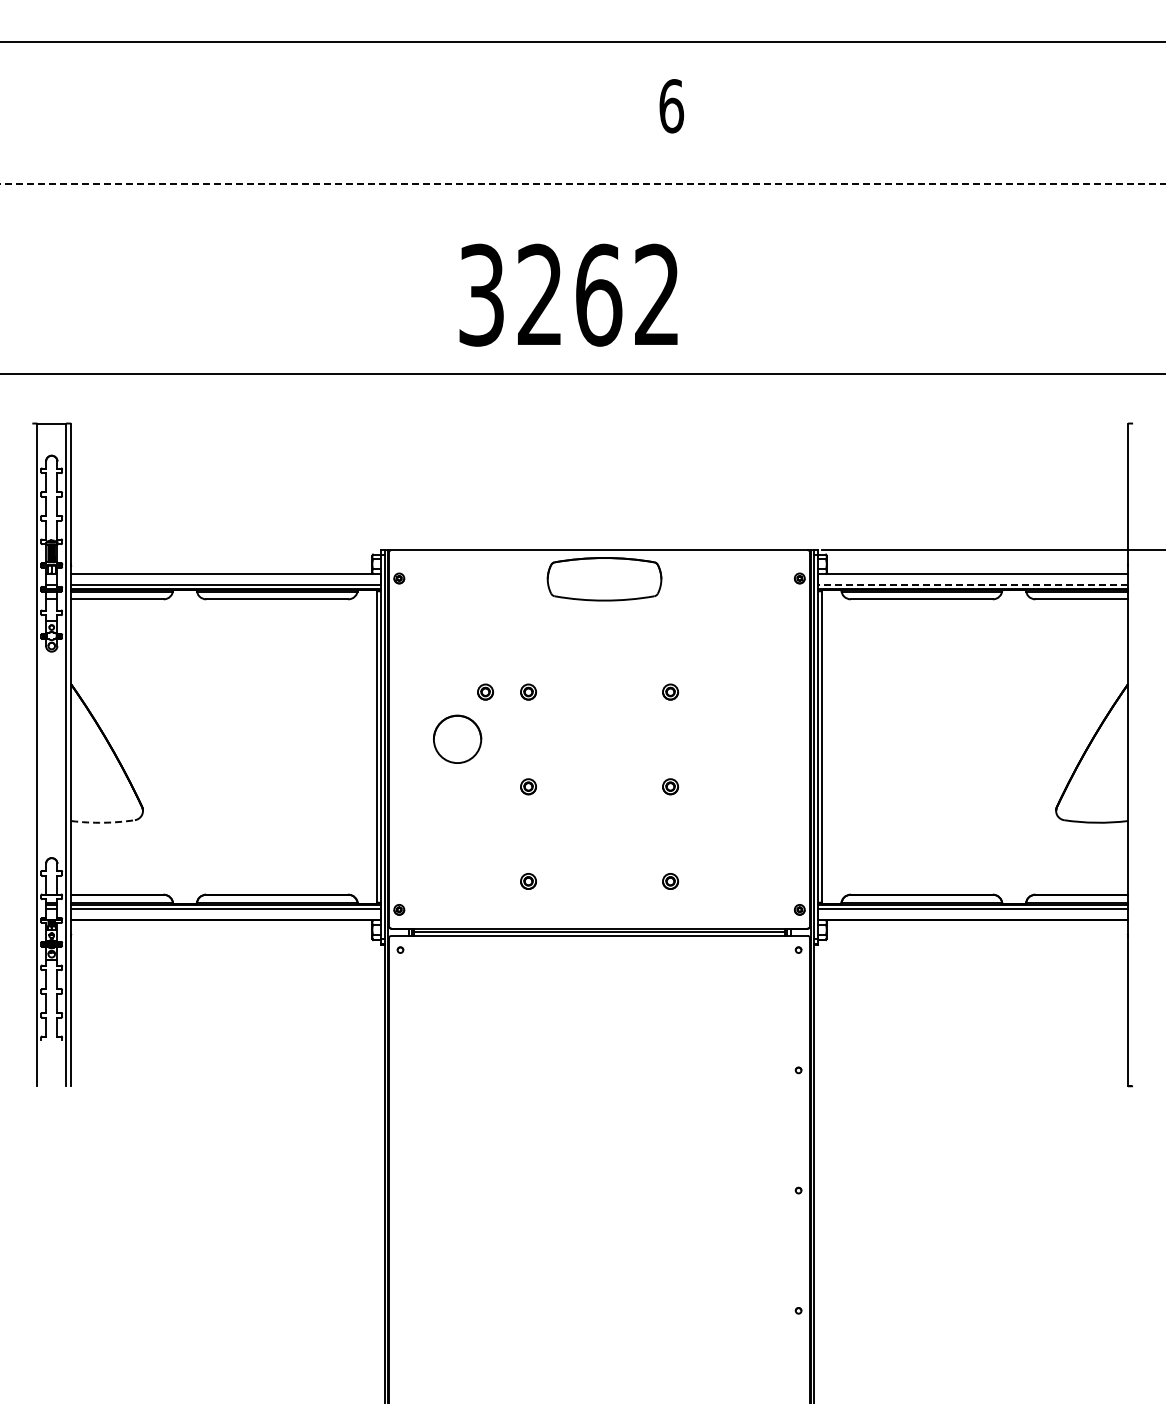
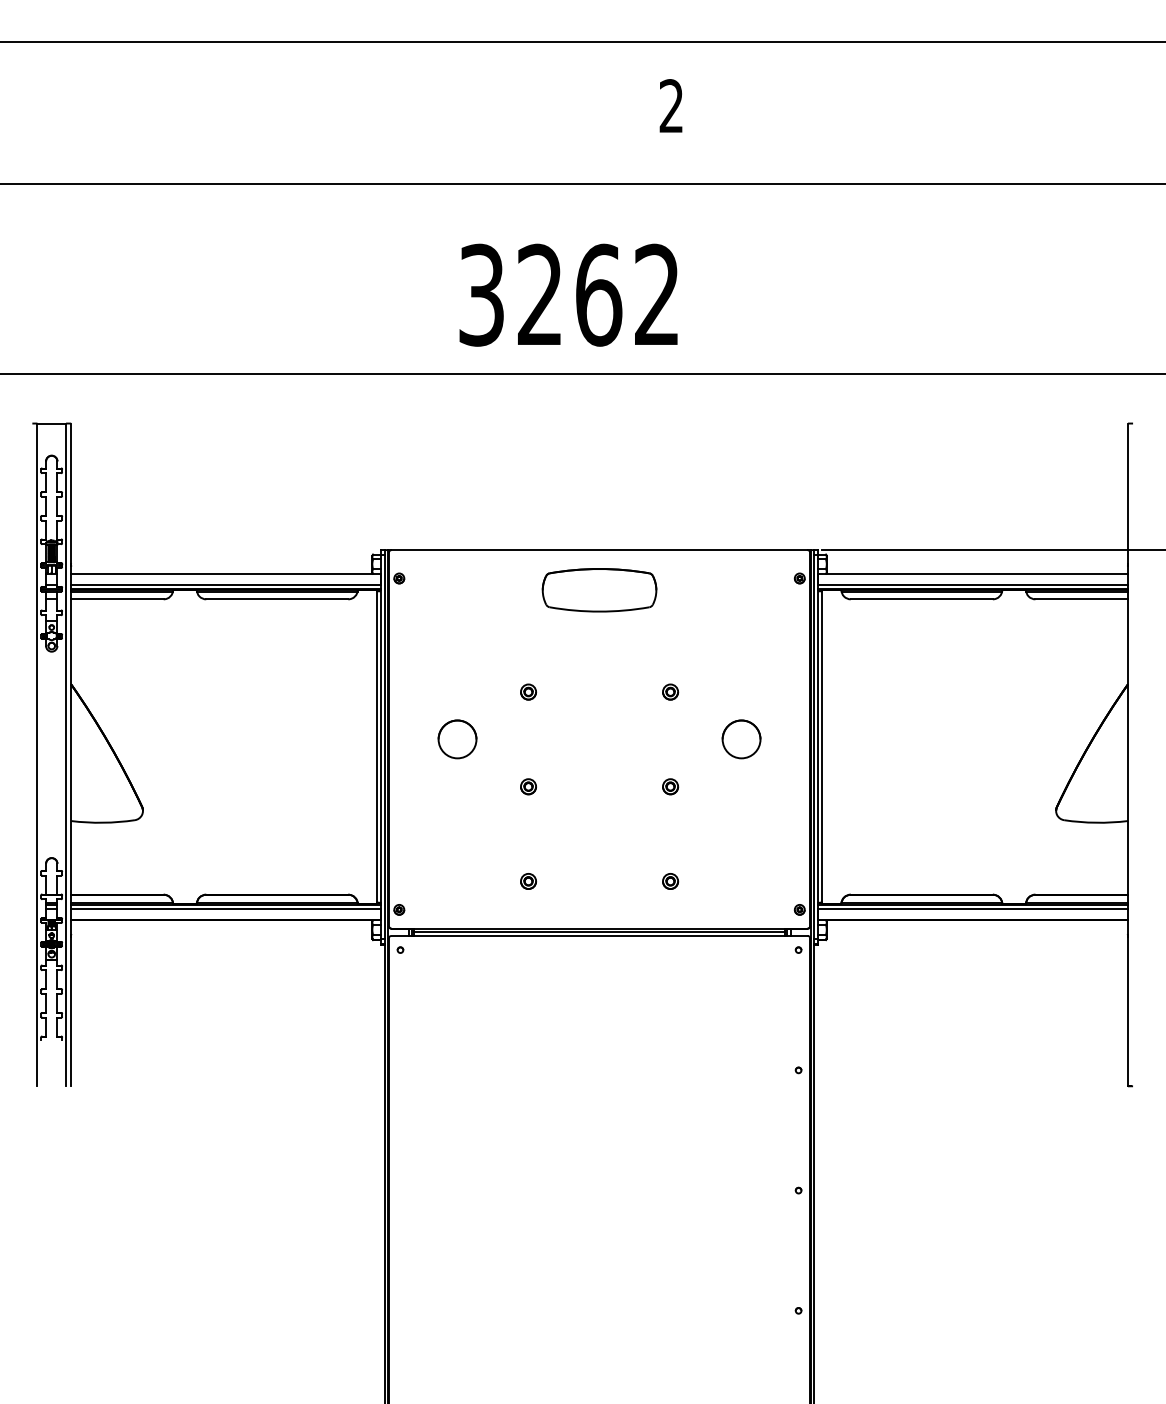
text: 6 -> 2 (671, 106)
line: dashed -> solid (582, 184)
part position: (604, 579) -> (599, 590) (599, 590)
line: dashed -> solid (973, 584)
part: present -> none (485, 691)
part size: 50x50 px -> 41x41 px (457, 739)
part: none -> present (741, 739)
arc: dashed -> solid (103, 822)
